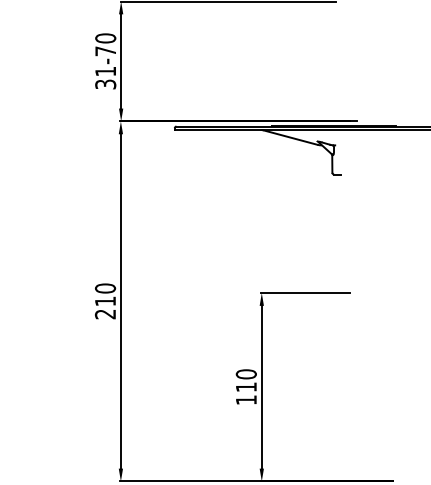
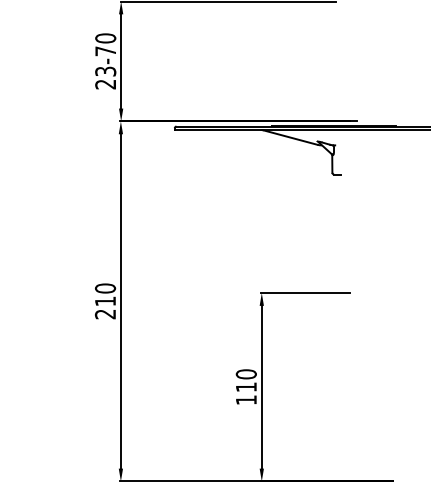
text: 31-70 -> 23-70 (105, 77)
